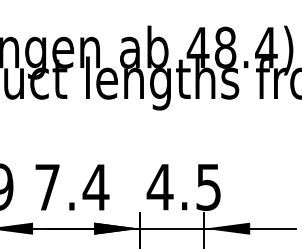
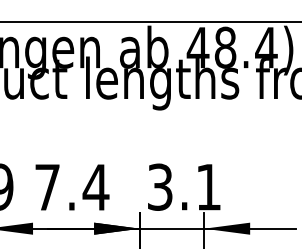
line: none -> present (150, 22)
text: 4.5 -> 3.1 (183, 186)
